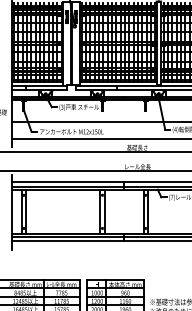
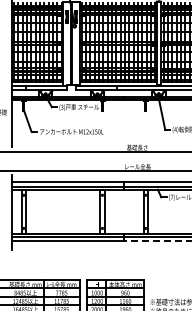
line: present -> none (100, 122)
line: present -> none (100, 138)
line: solid -> dashed (157, 241)
